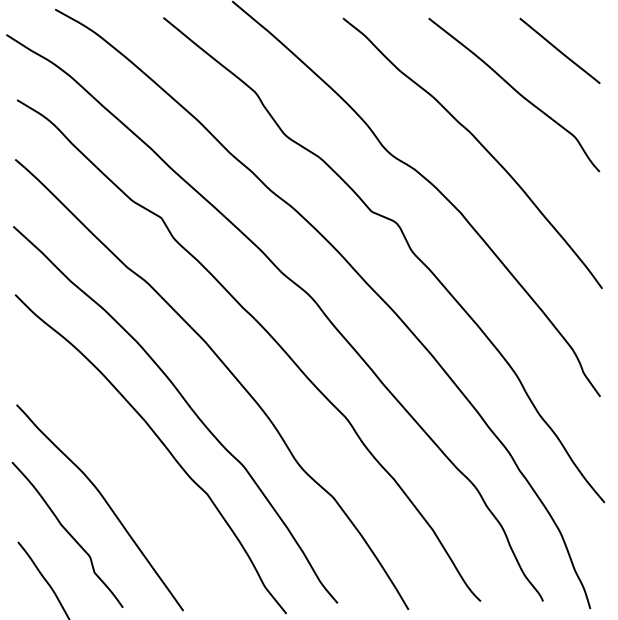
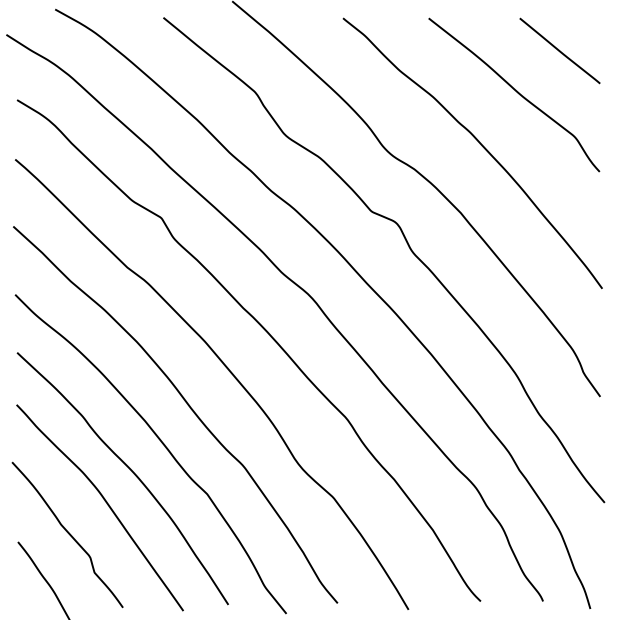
curve: none -> present (130, 470)
